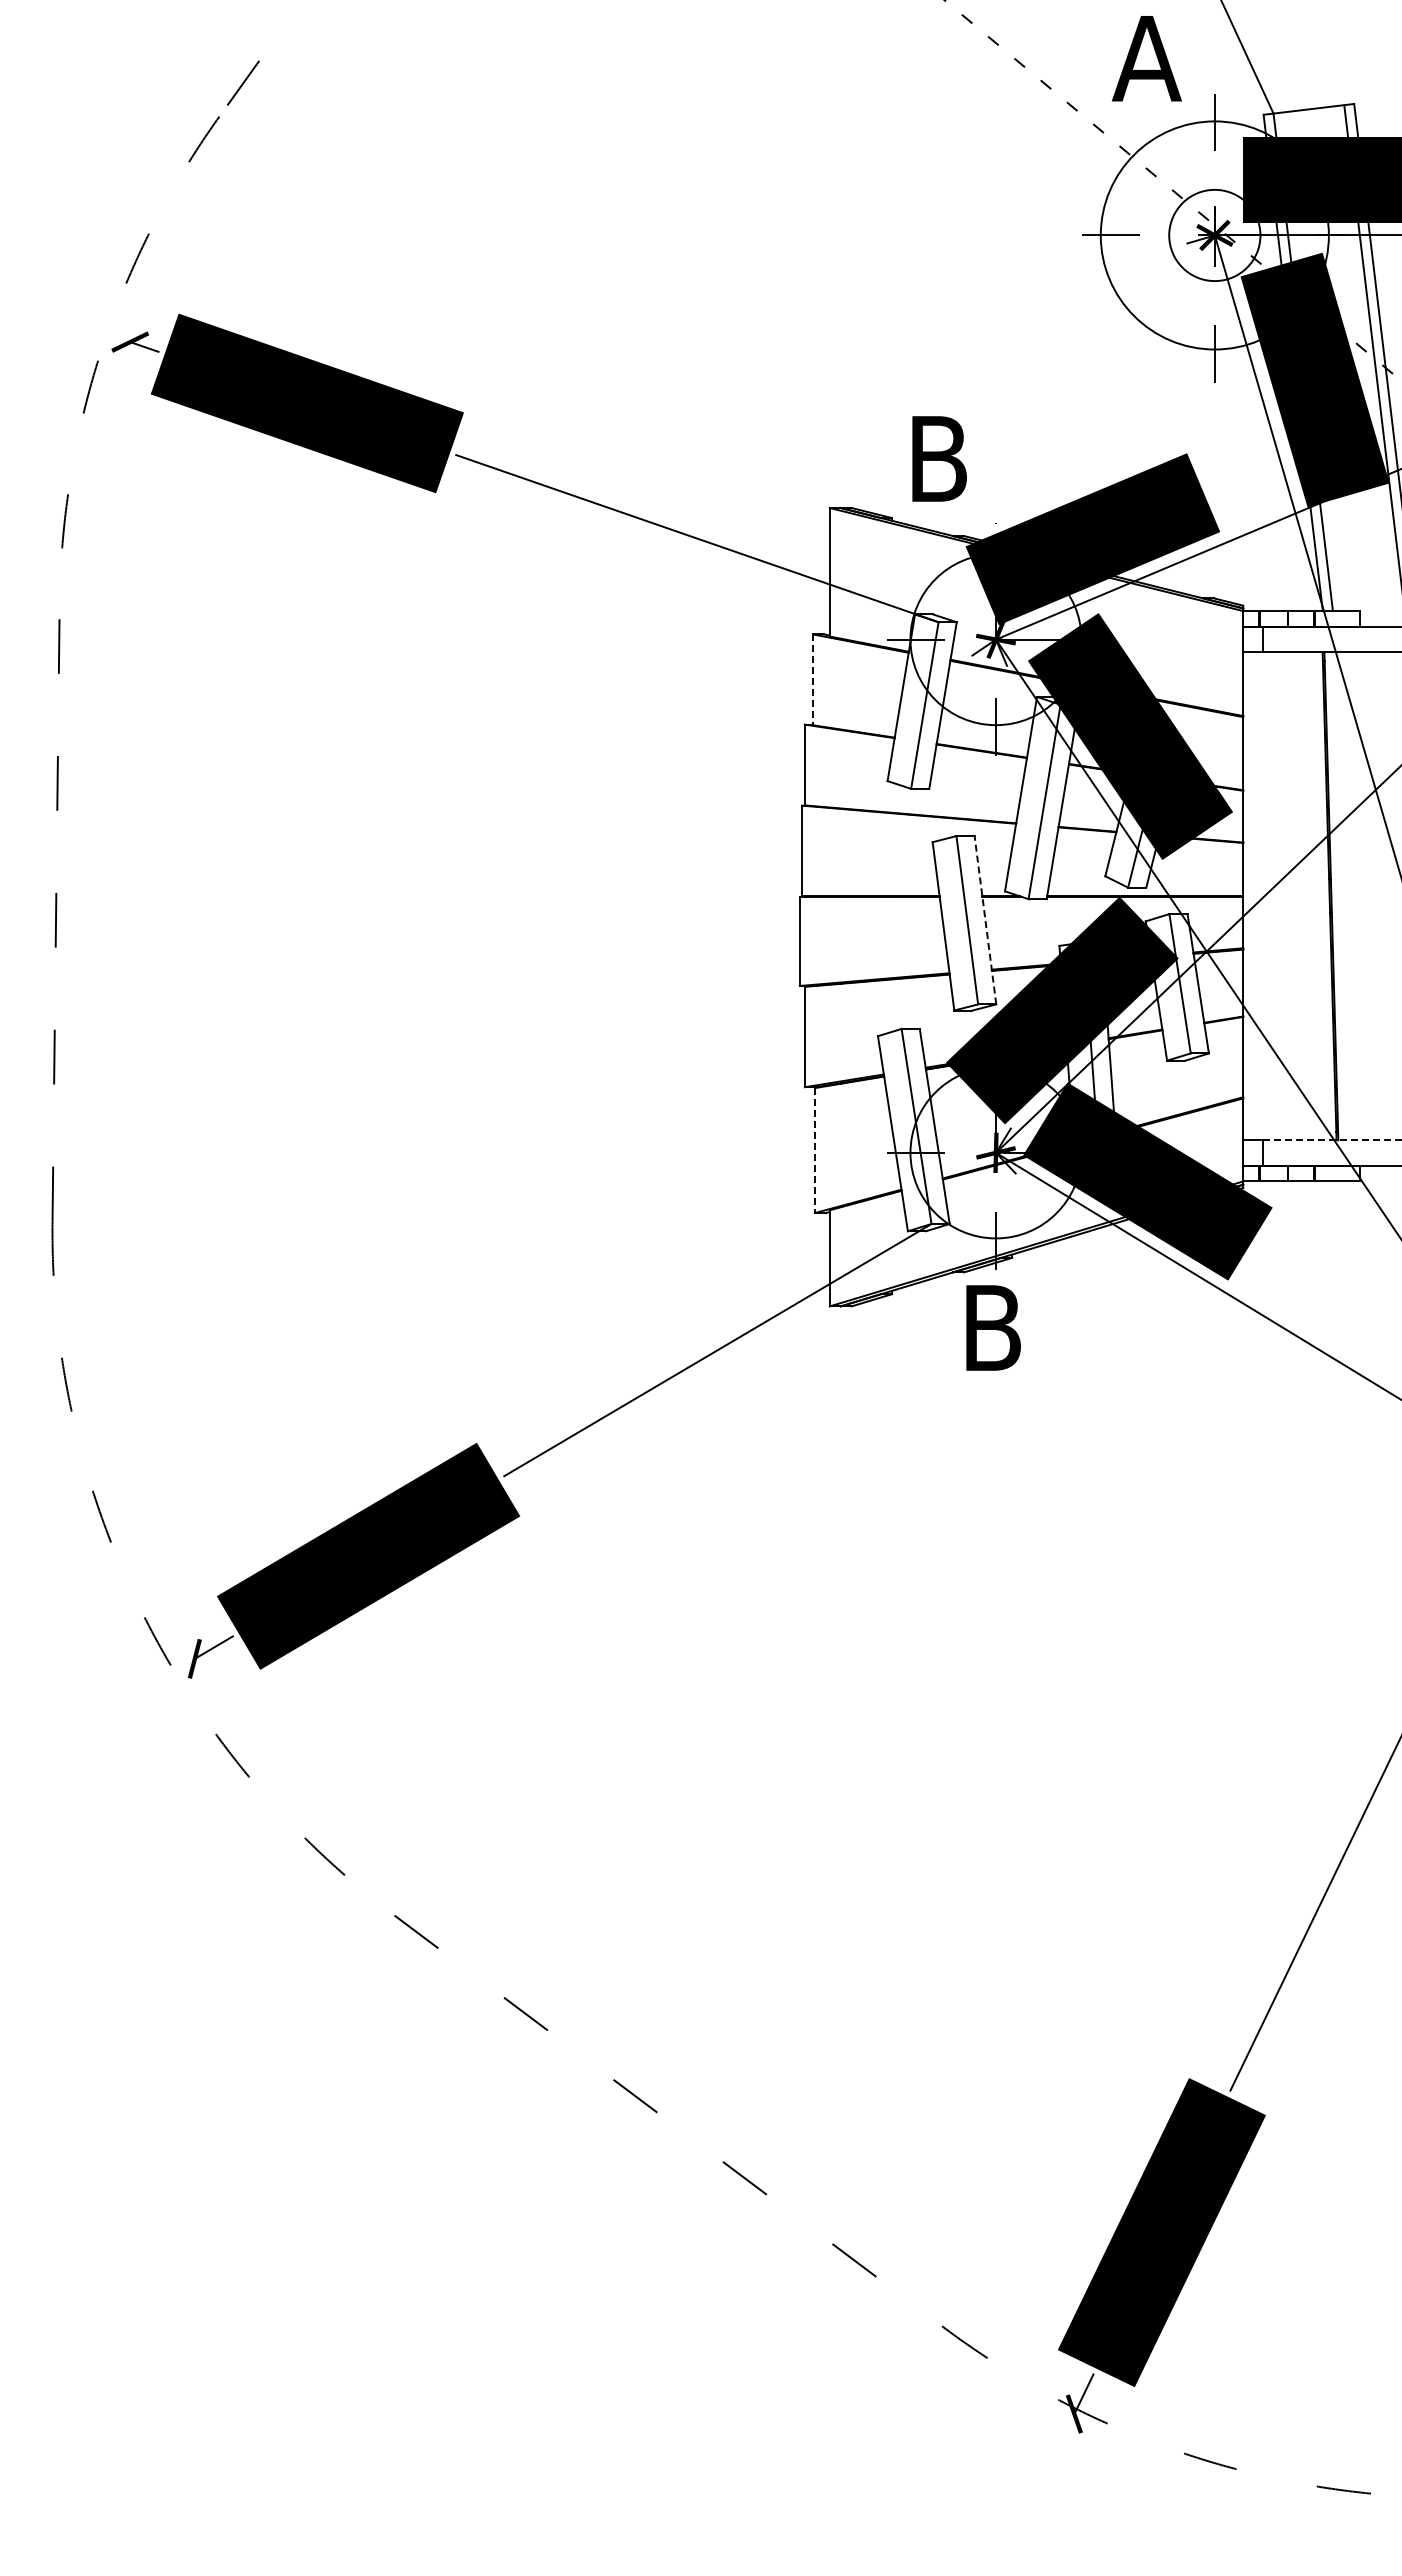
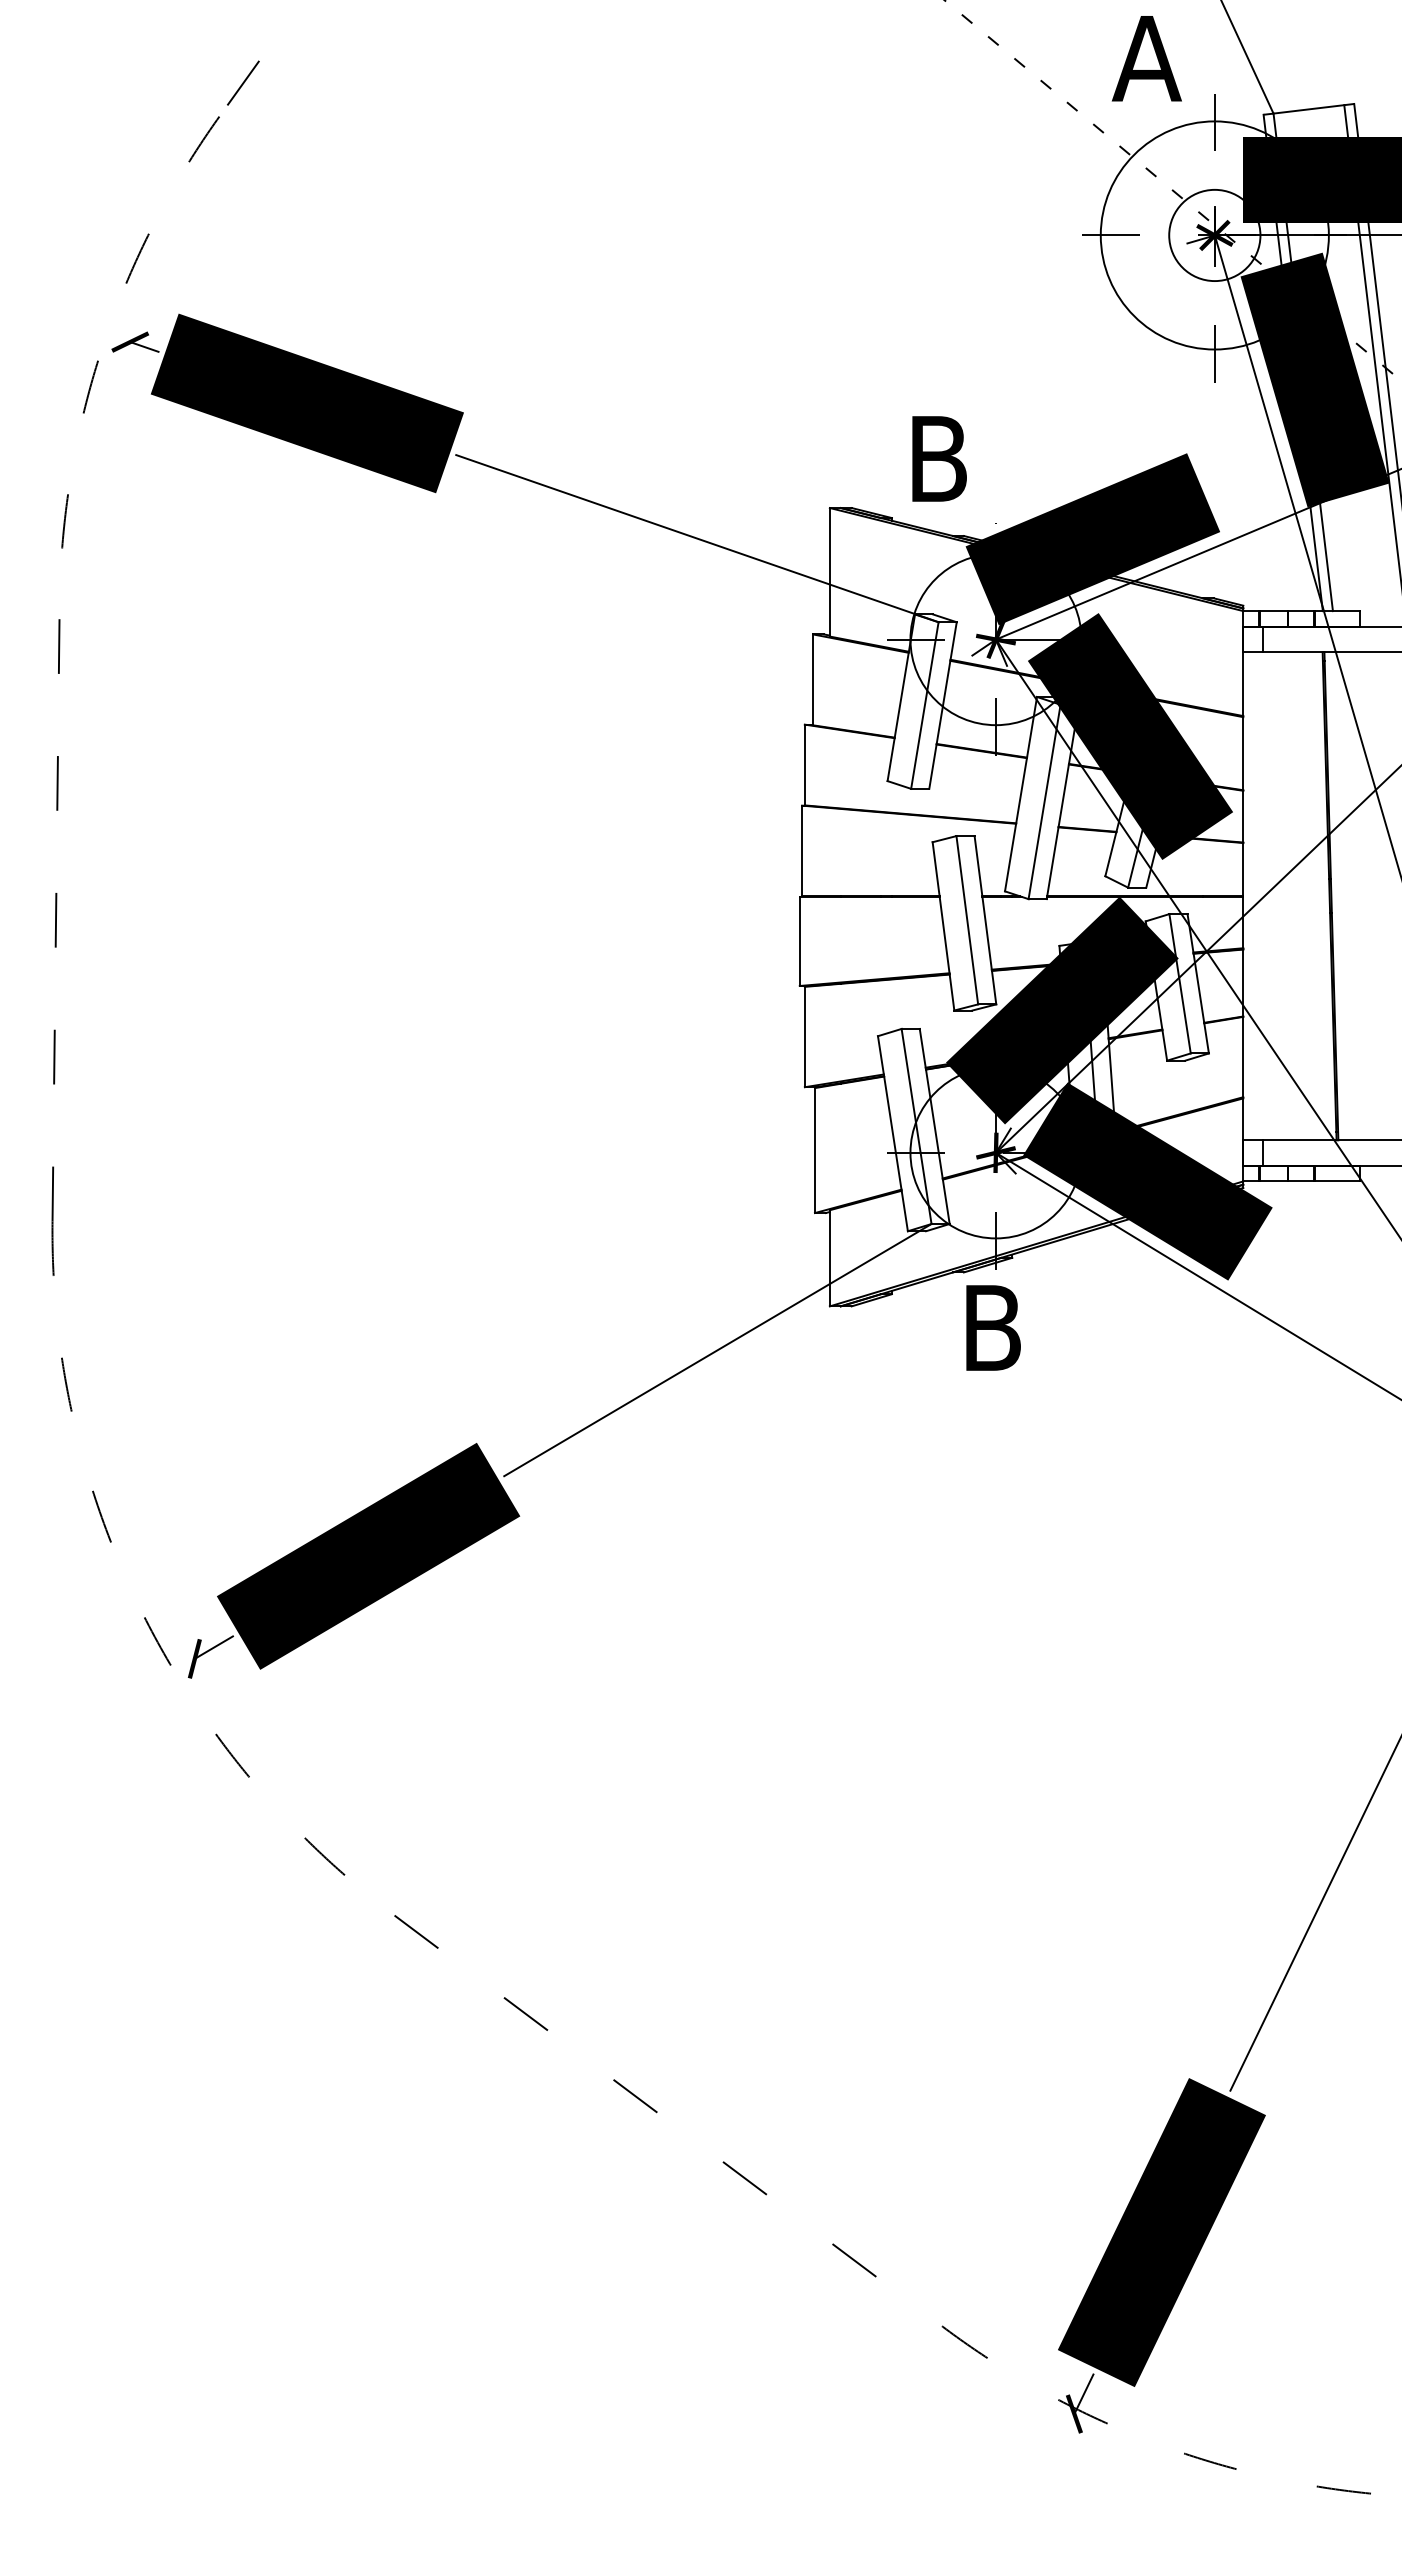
line: dashed -> solid (813, 680)
line: dashed -> solid (985, 920)
line: dashed -> solid (1332, 1140)
line: dashed -> solid (814, 1151)
